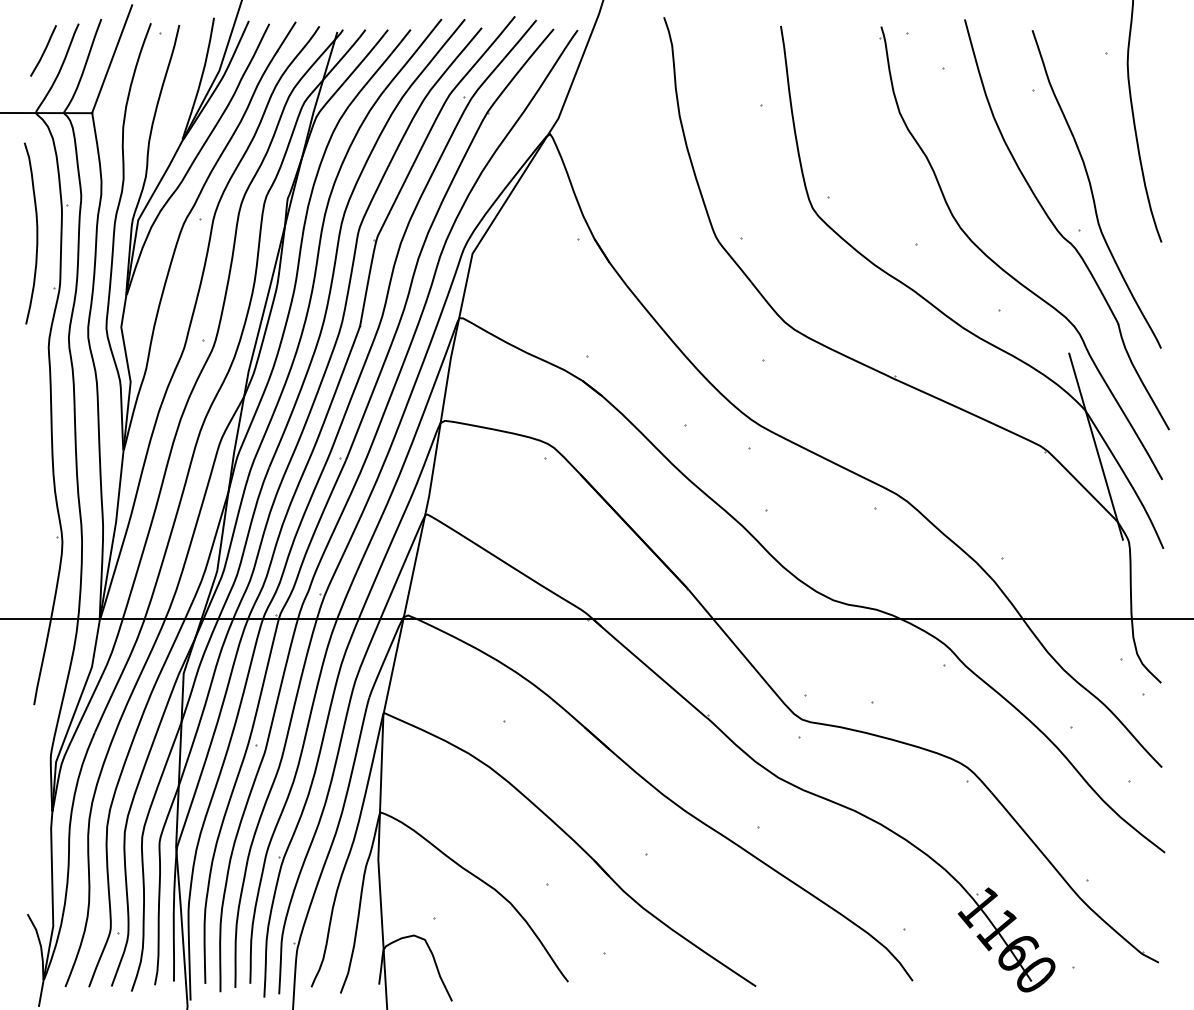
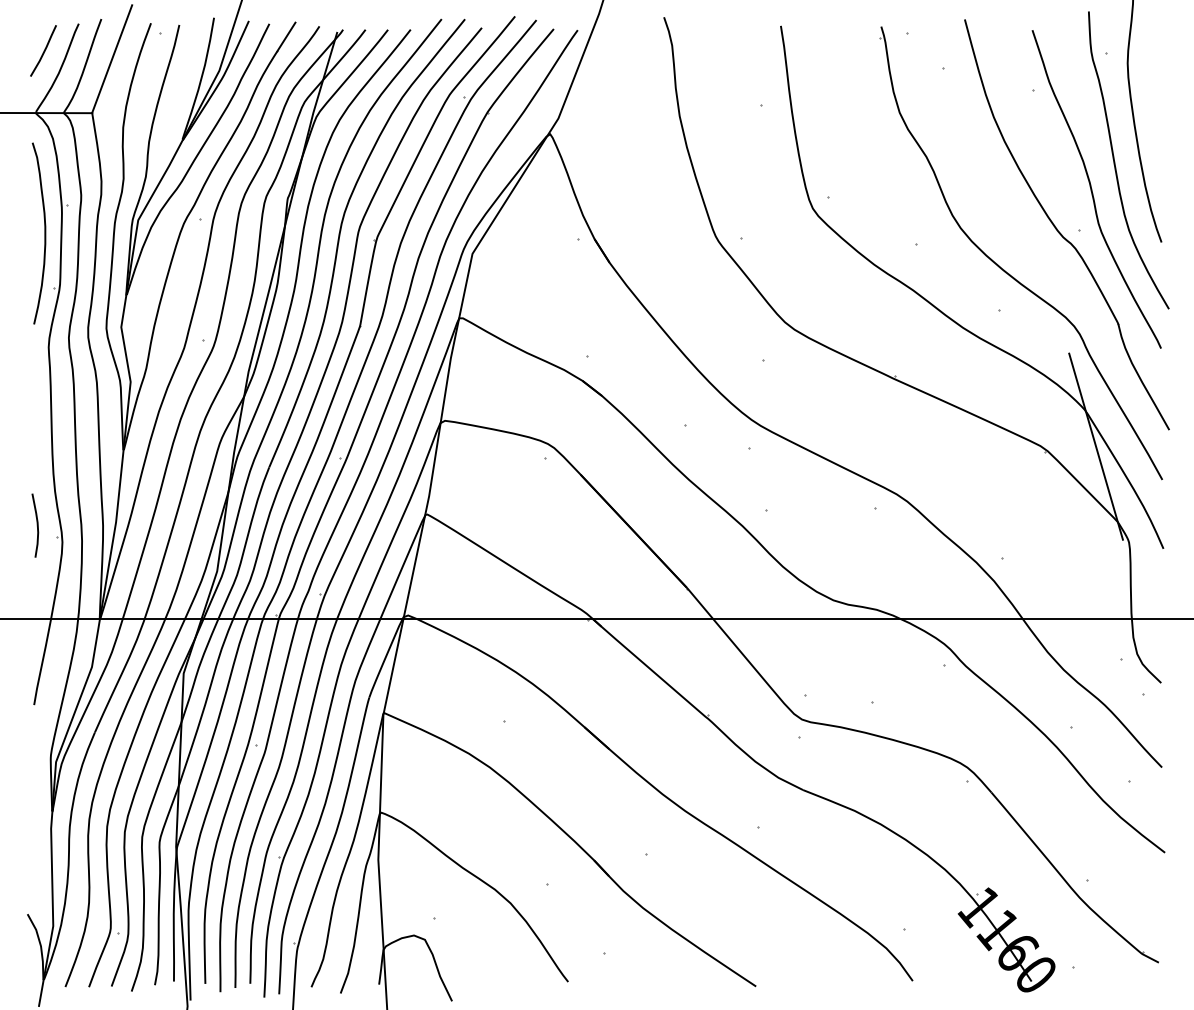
curve: none -> present (1115, 161)
curve position: (36, 233) -> (44, 233) (44, 233)
curve: none -> present (36, 525)
